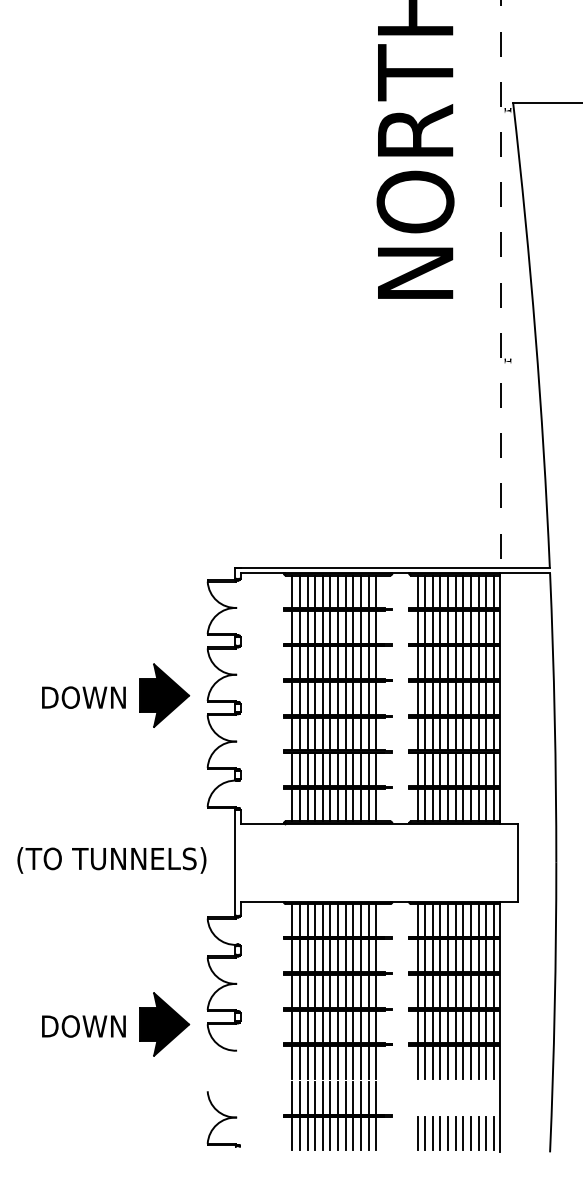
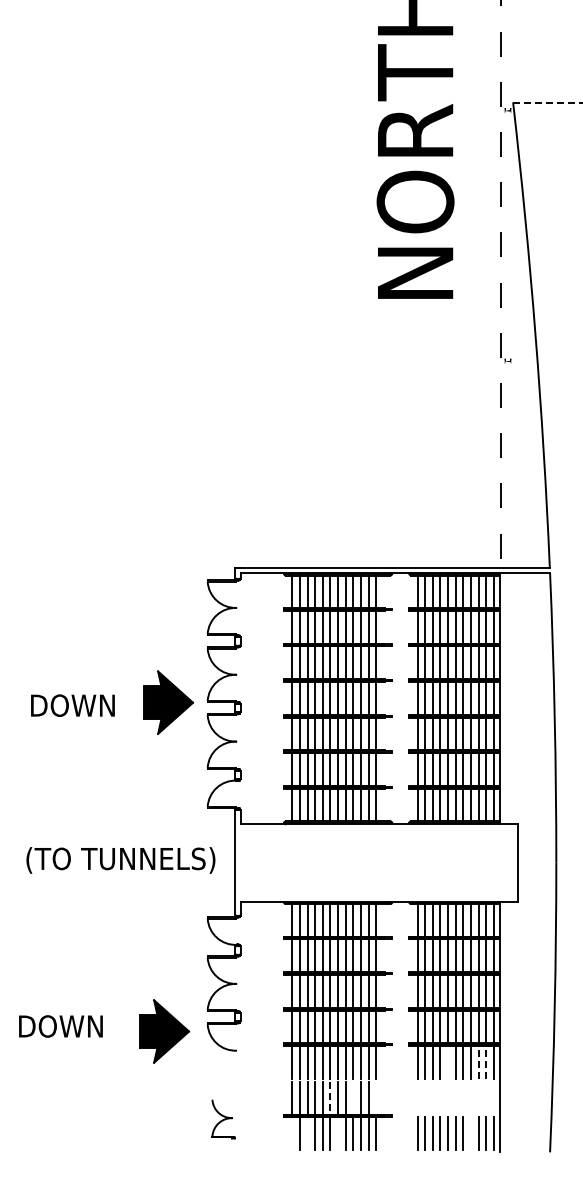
line: solid -> dashed (547, 102)
part position: (164, 695) -> (168, 702) (168, 702)
text position: (83, 697) -> (72, 705) (72, 705)
text position: (111, 860) -> (120, 860) (120, 860)
part position: (164, 1024) -> (164, 1031) (164, 1031)
text position: (83, 1026) -> (60, 1026) (60, 1026)
line: present -> none (448, 1062)
line: solid -> dashed (478, 1062)
line: solid -> dashed (486, 1062)
line: present -> none (353, 1097)
line: present -> none (376, 1097)
line: solid -> dashed (330, 1098)
part size: 35x57 px -> 25x41 px (223, 1119)
line: present -> none (292, 1133)
line: present -> none (307, 1133)
line: present -> none (338, 1133)
line: present -> none (471, 1133)
